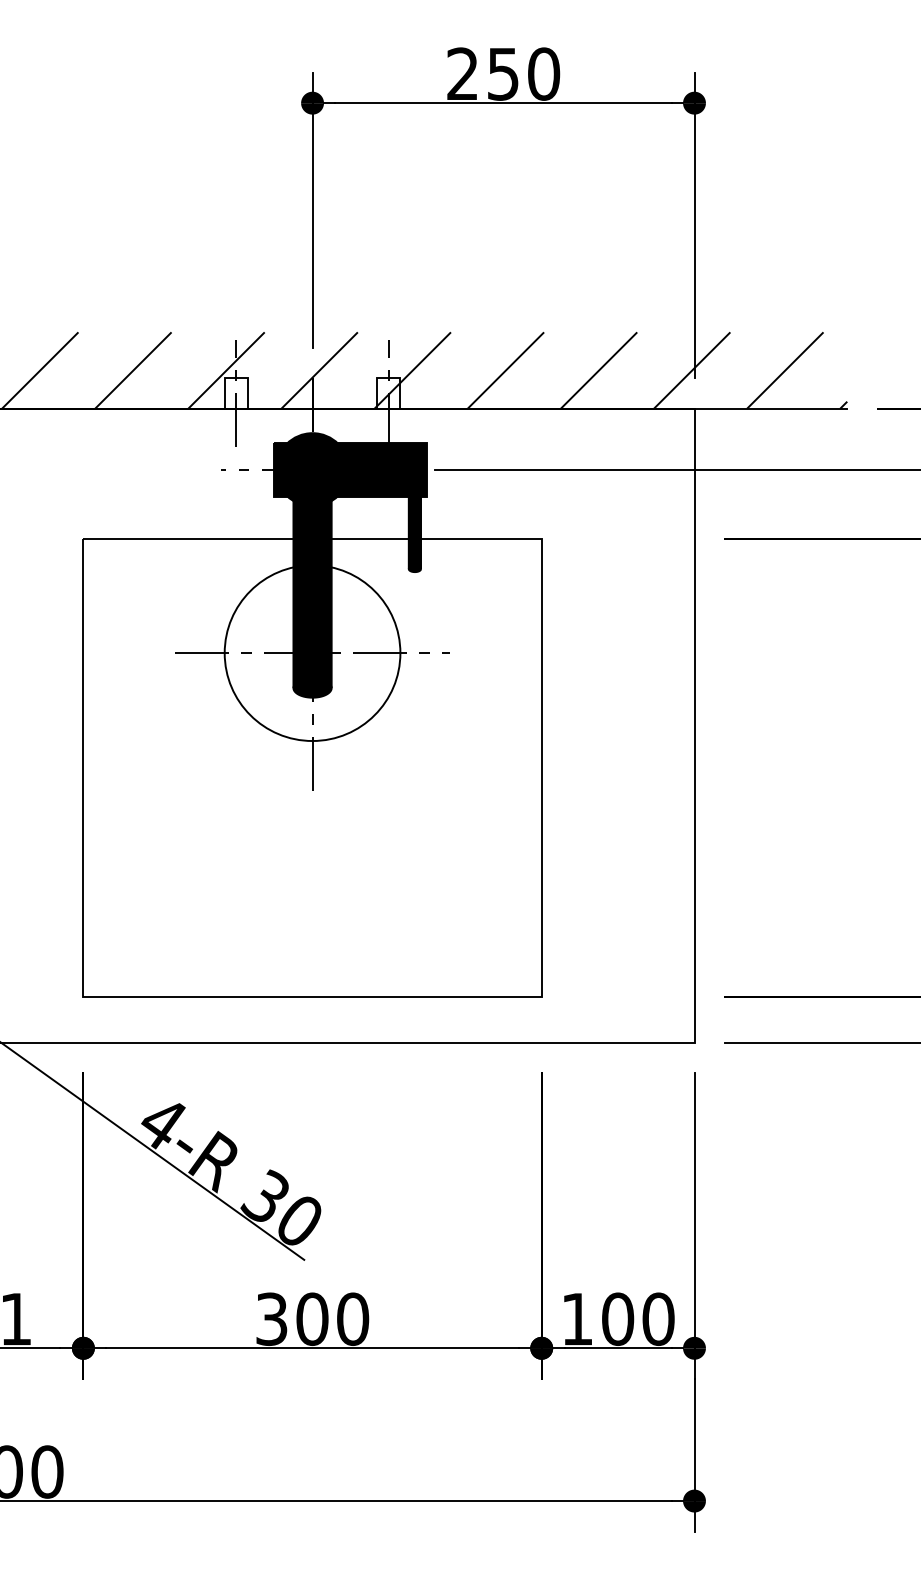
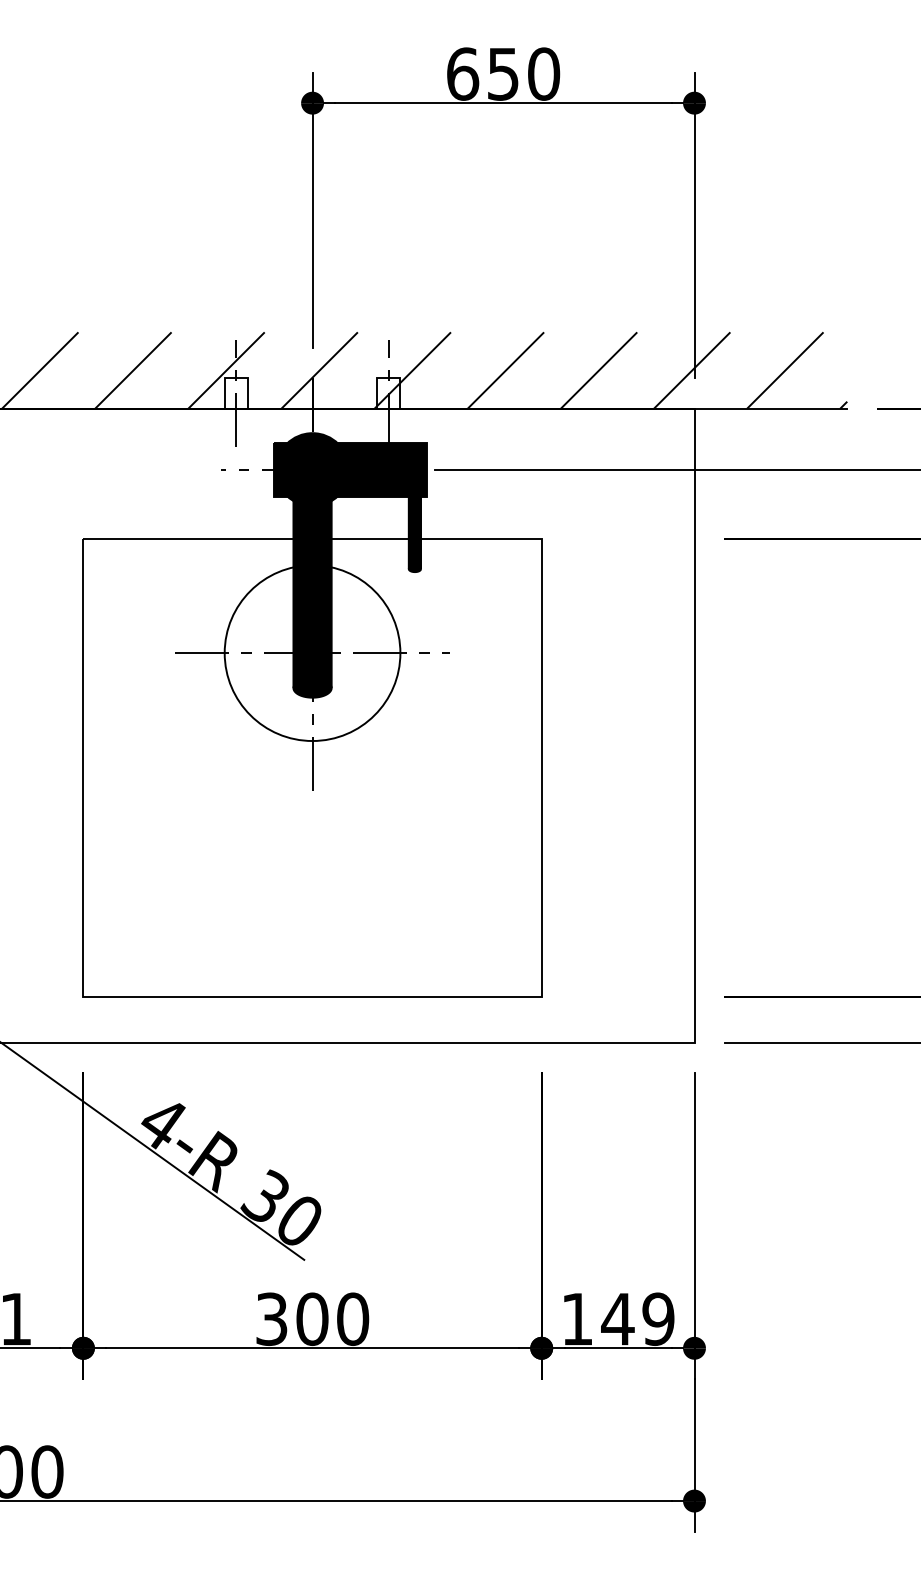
text: 250 -> 650 (463, 73)
text: 100 -> 149 (637, 1318)
